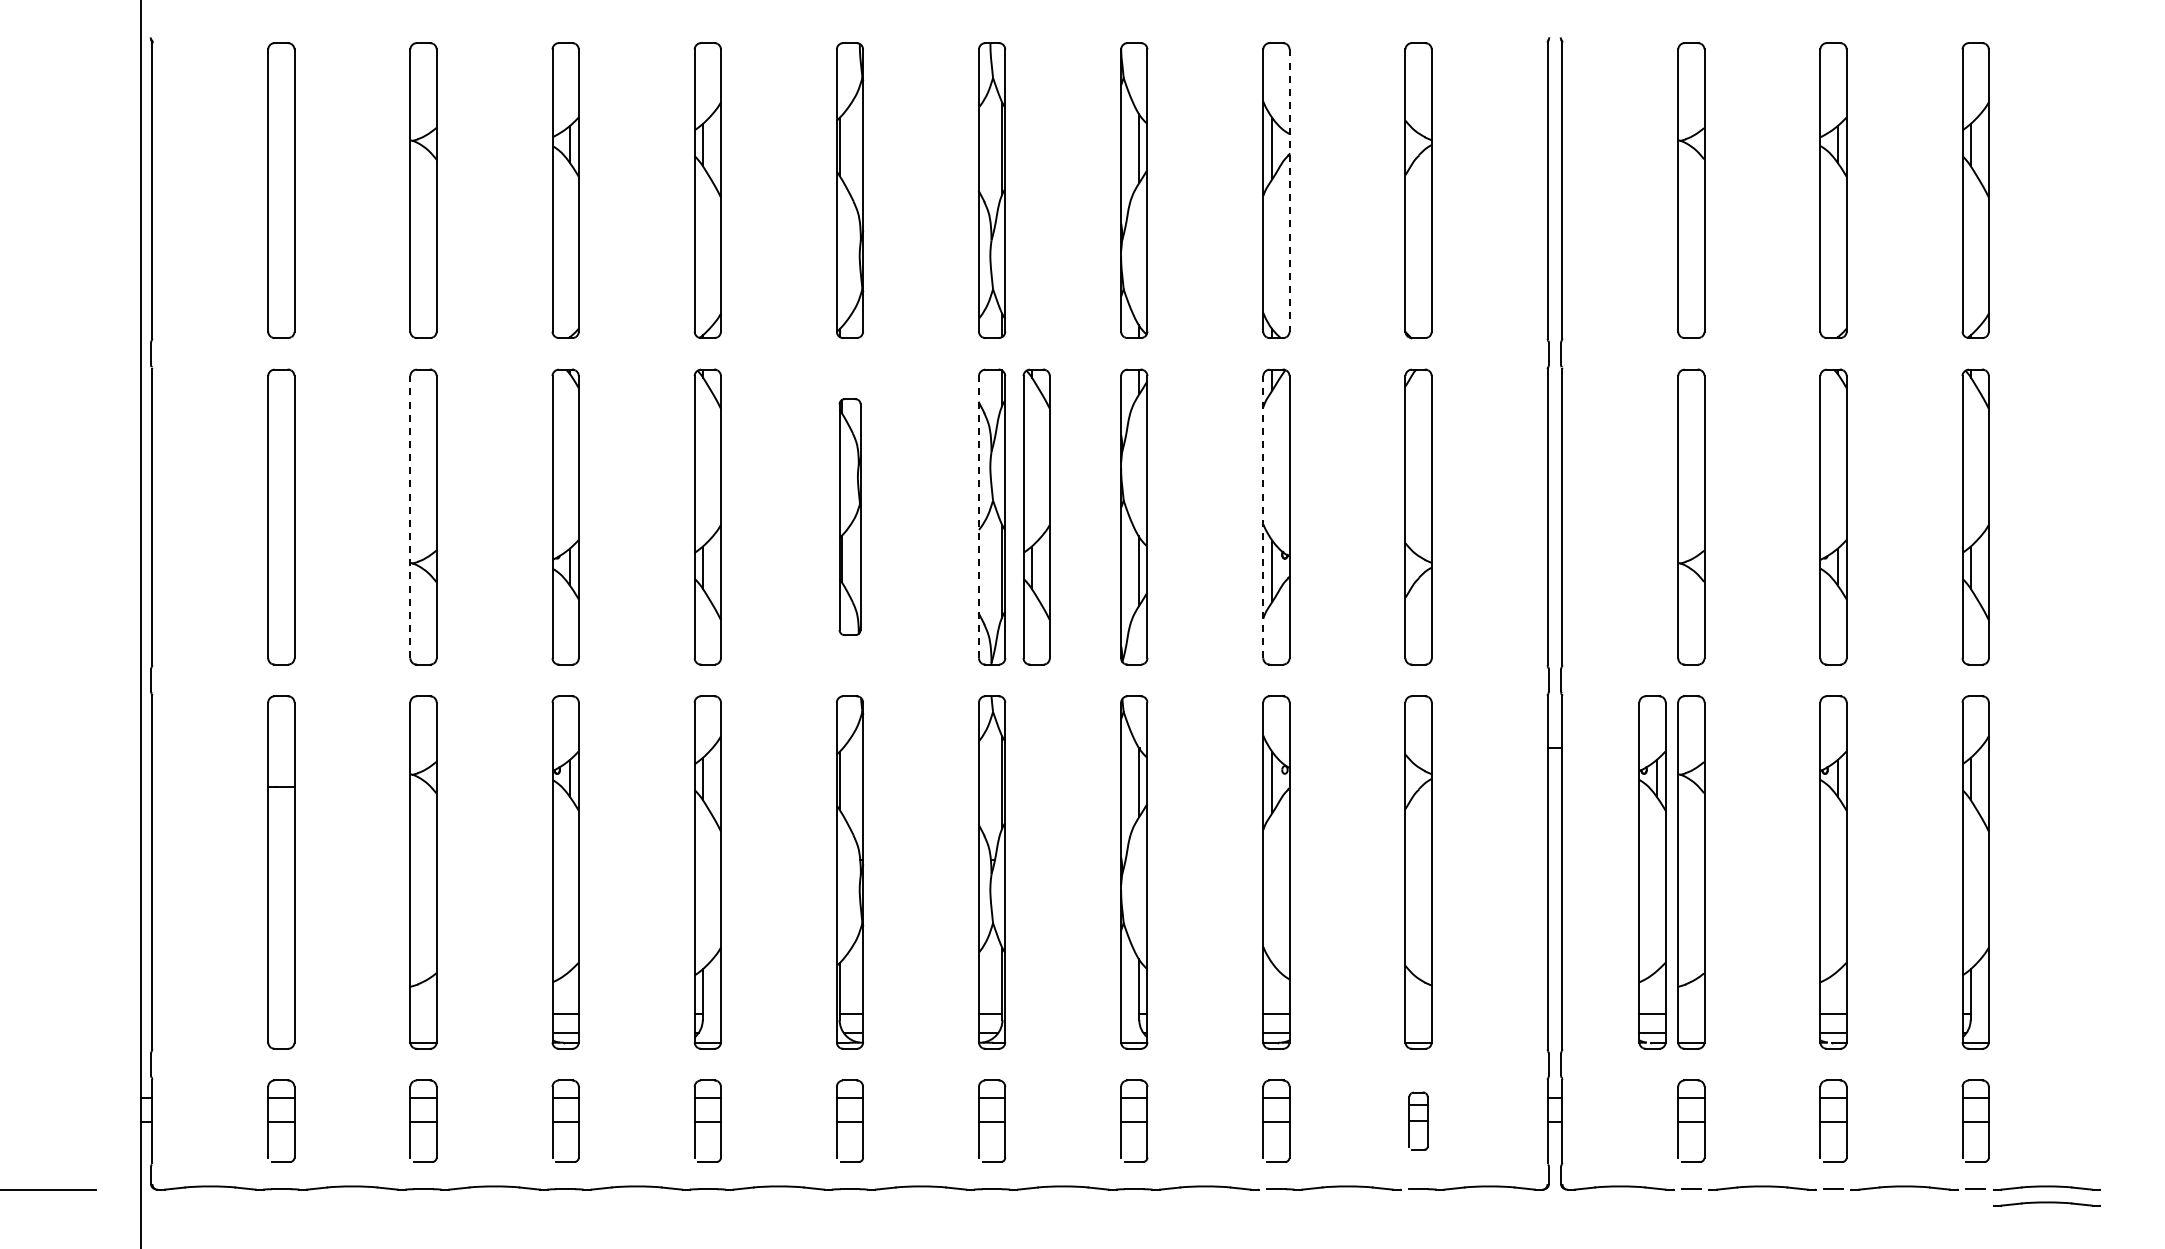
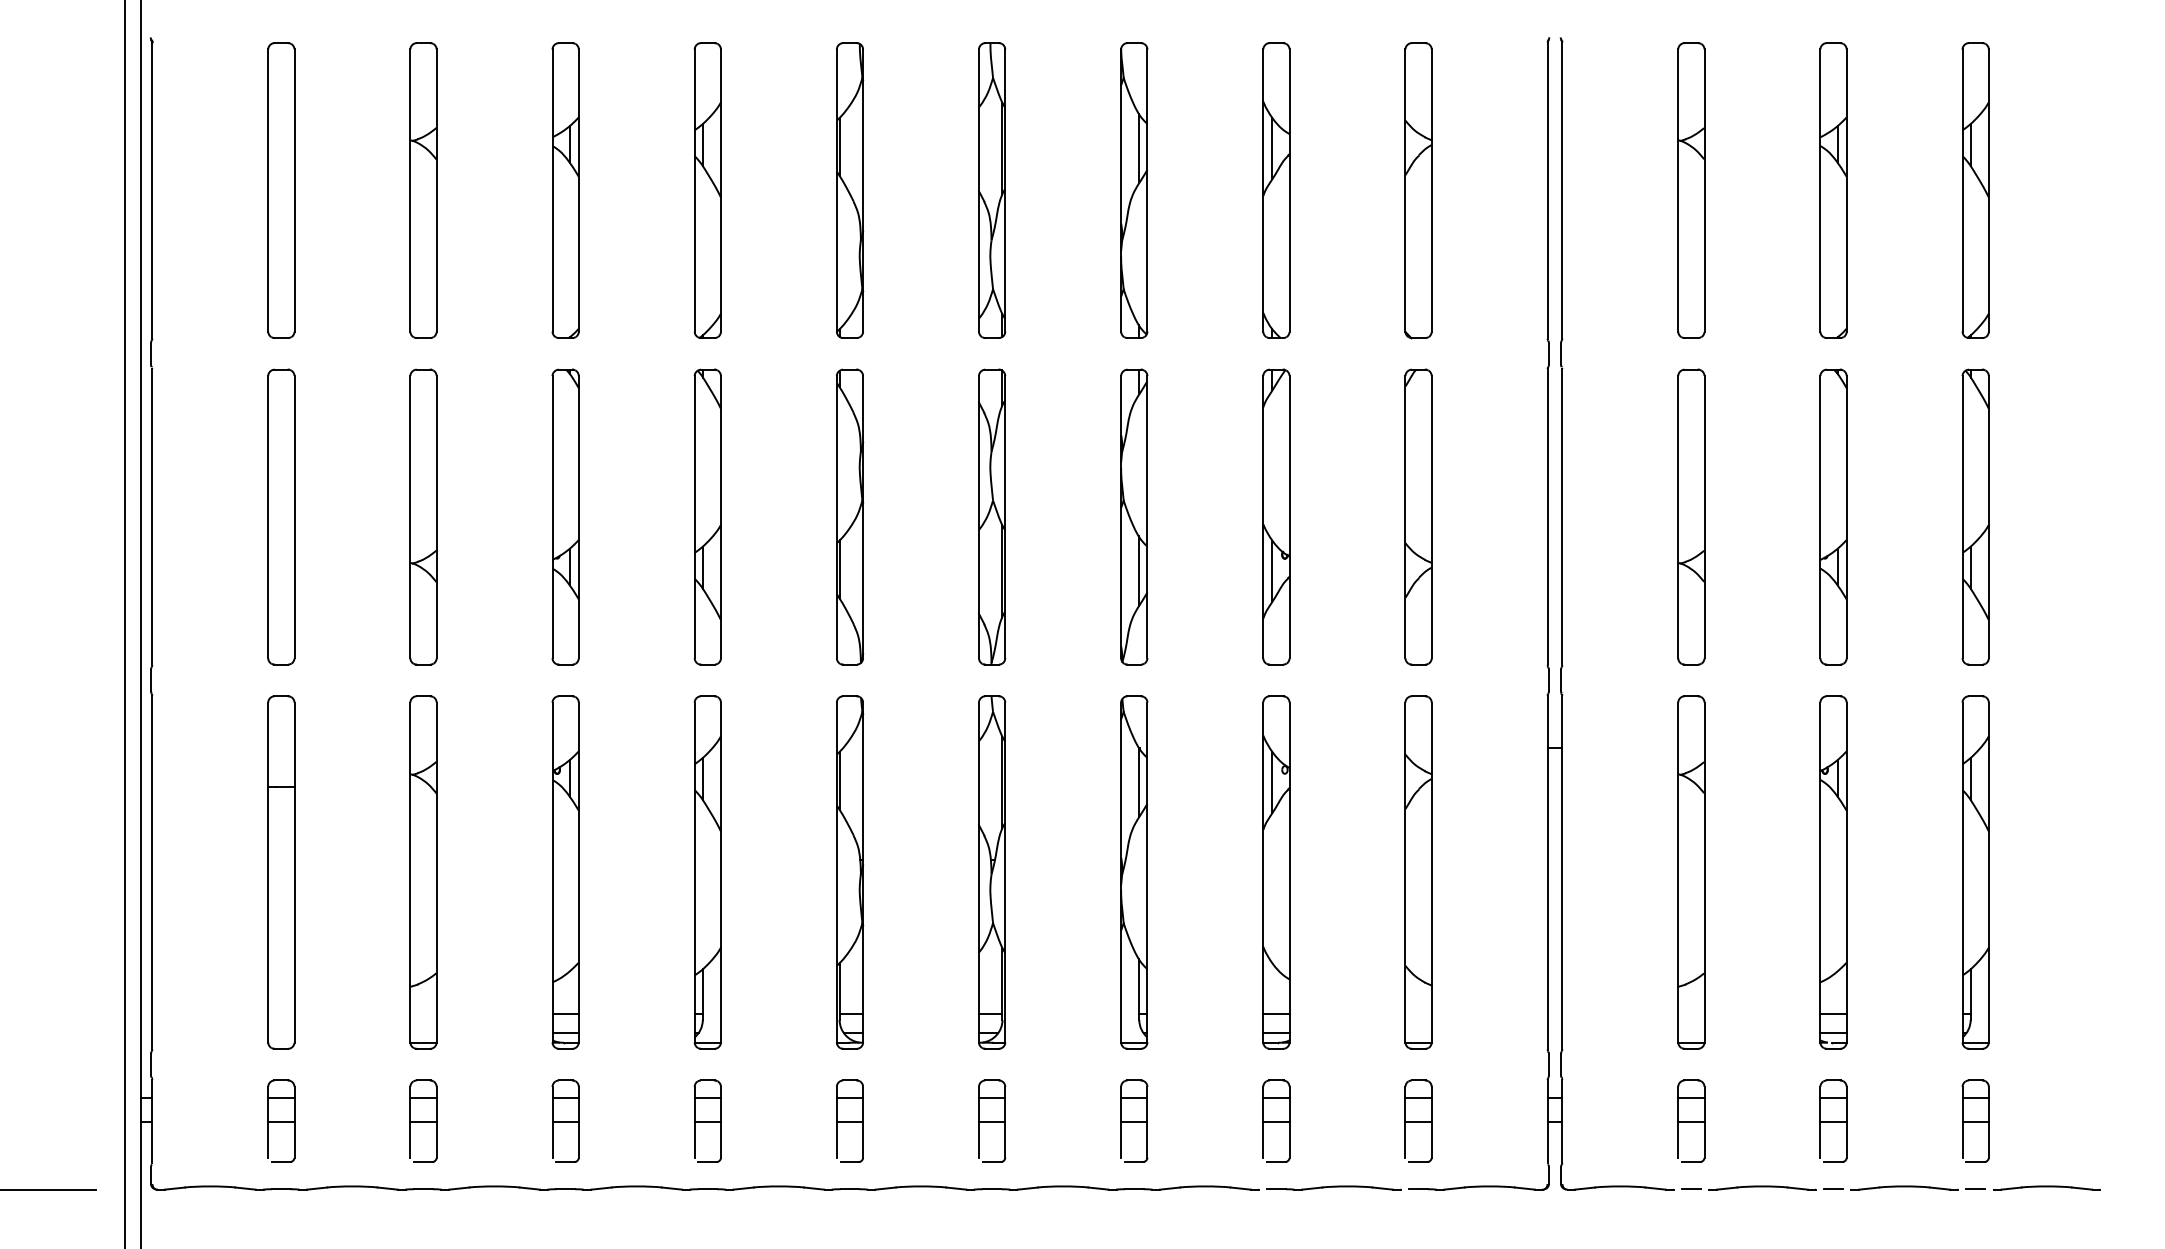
line: dashed -> solid (1289, 191)
line: dashed -> solid (410, 516)
part size: 24x238 px -> 29x298 px (850, 516)
line: dashed -> solid (979, 516)
part: present -> none (1036, 516)
line: dashed -> solid (1263, 516)
line: none -> present (125, 623)
part: present -> none (1652, 872)
part size: 21x60 px -> 29x84 px (1418, 1120)
part: present -> none (2046, 1203)
